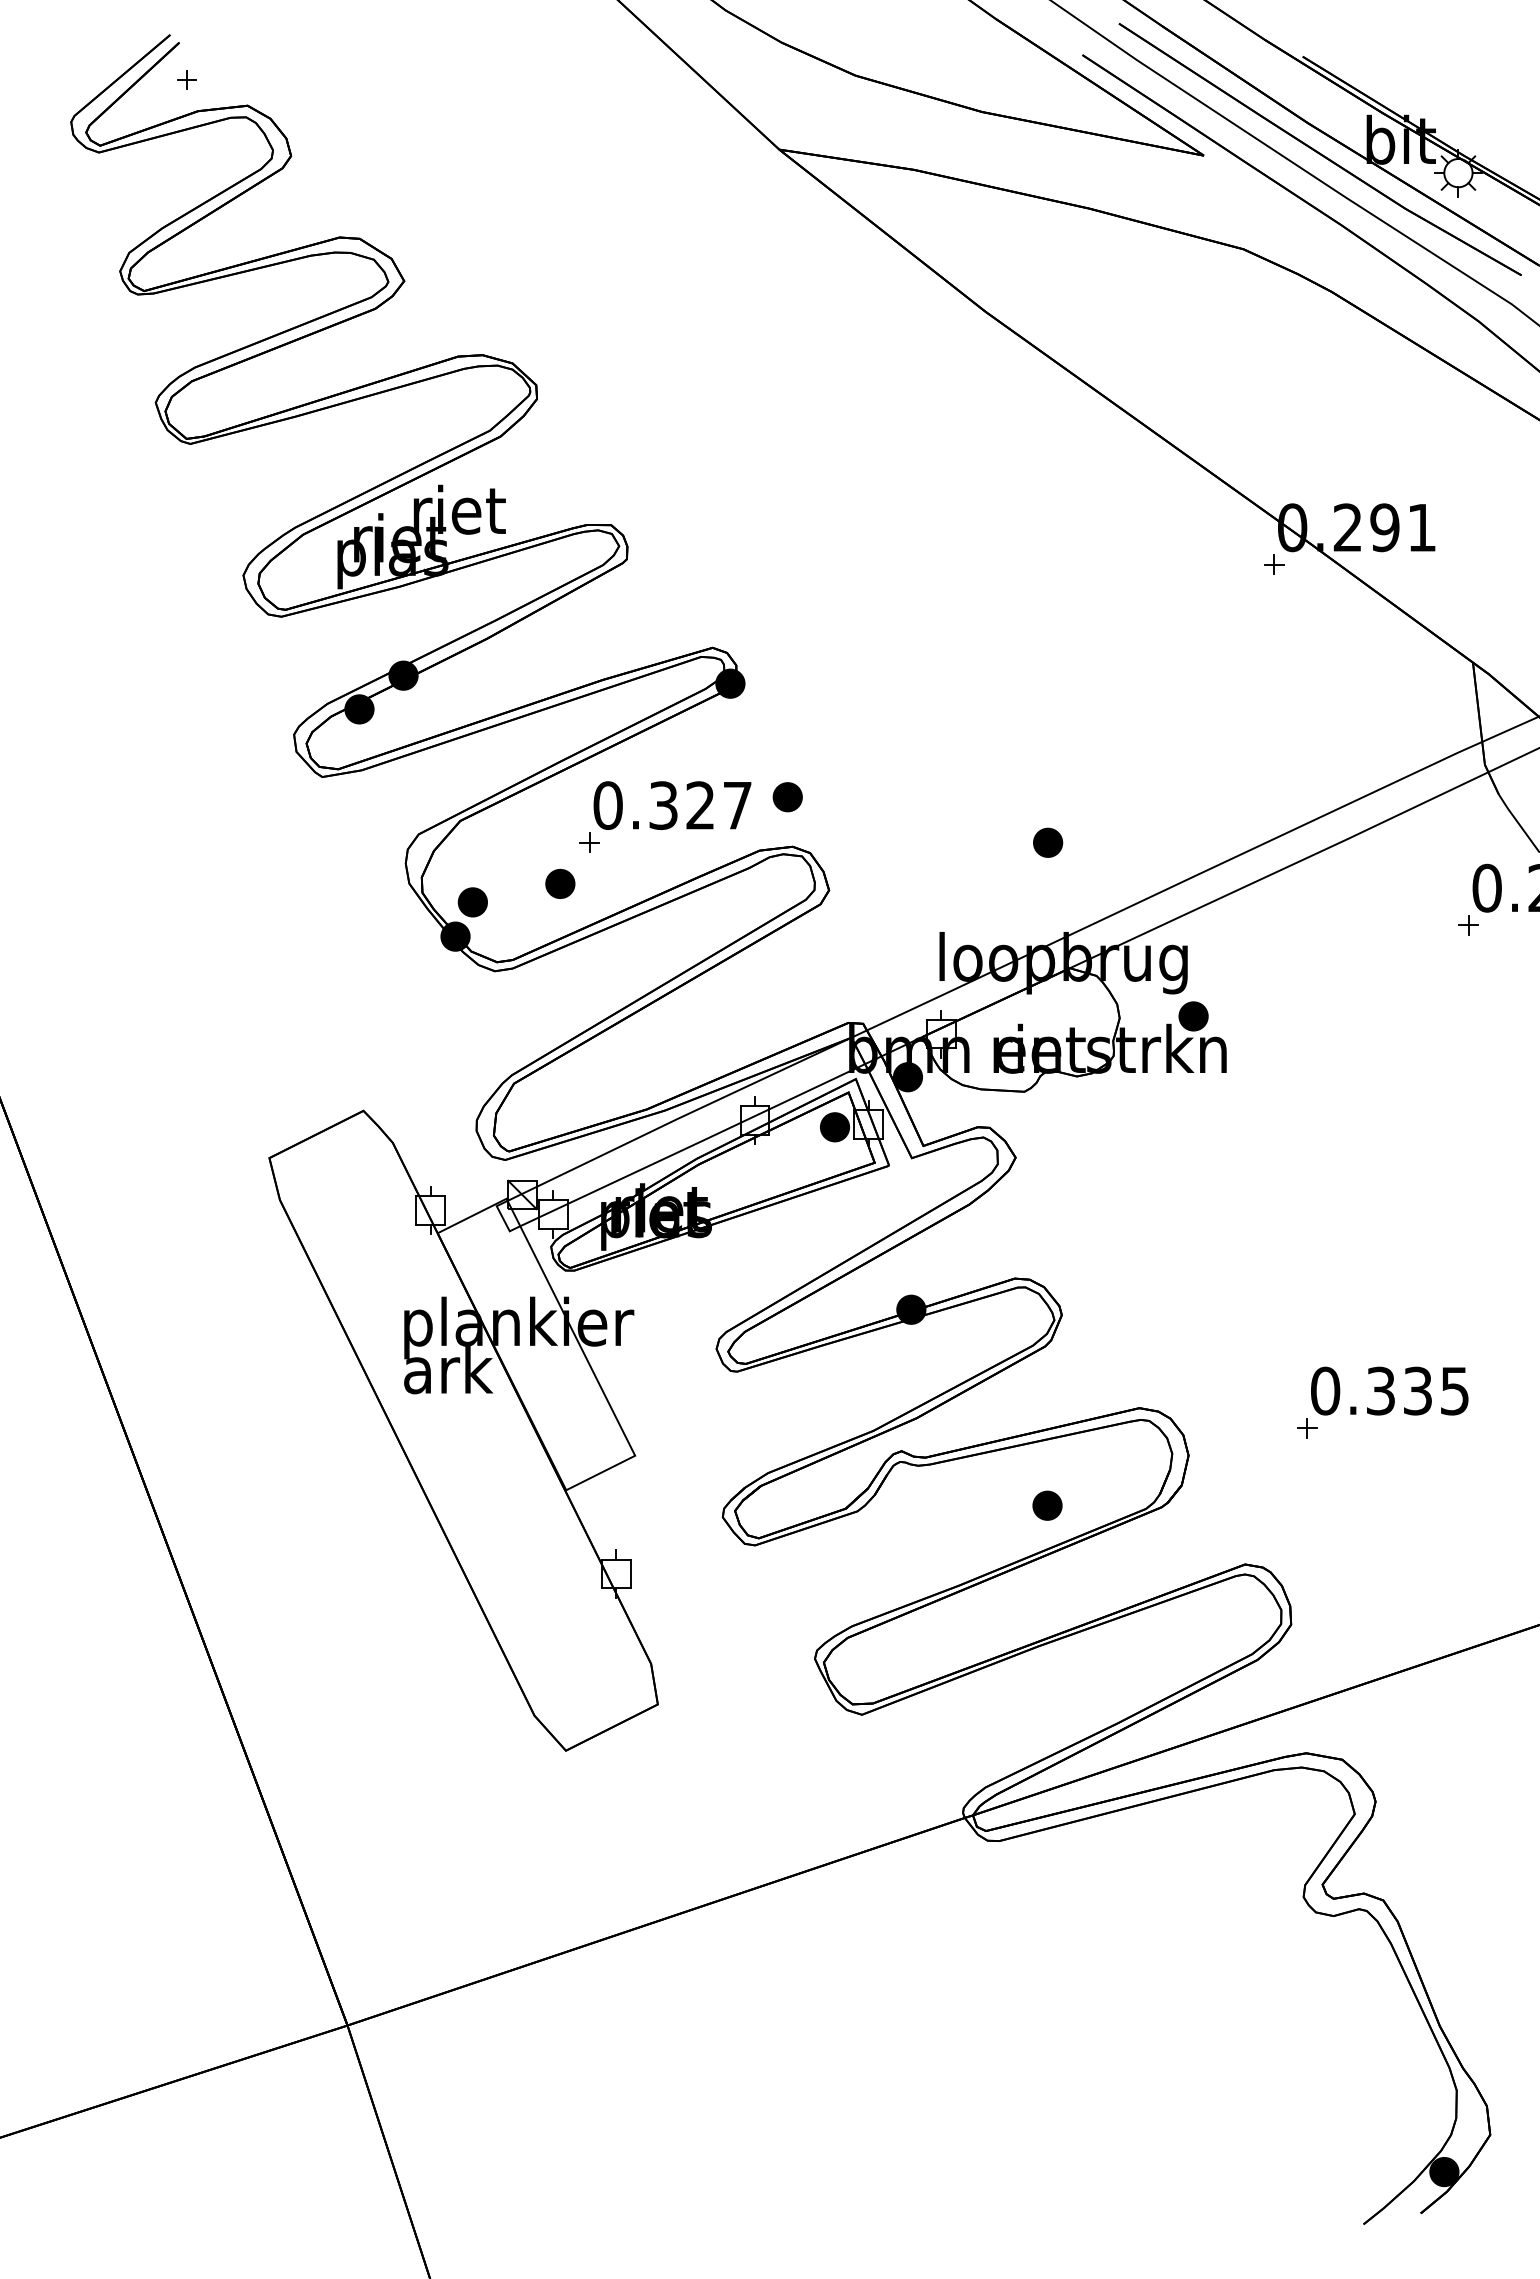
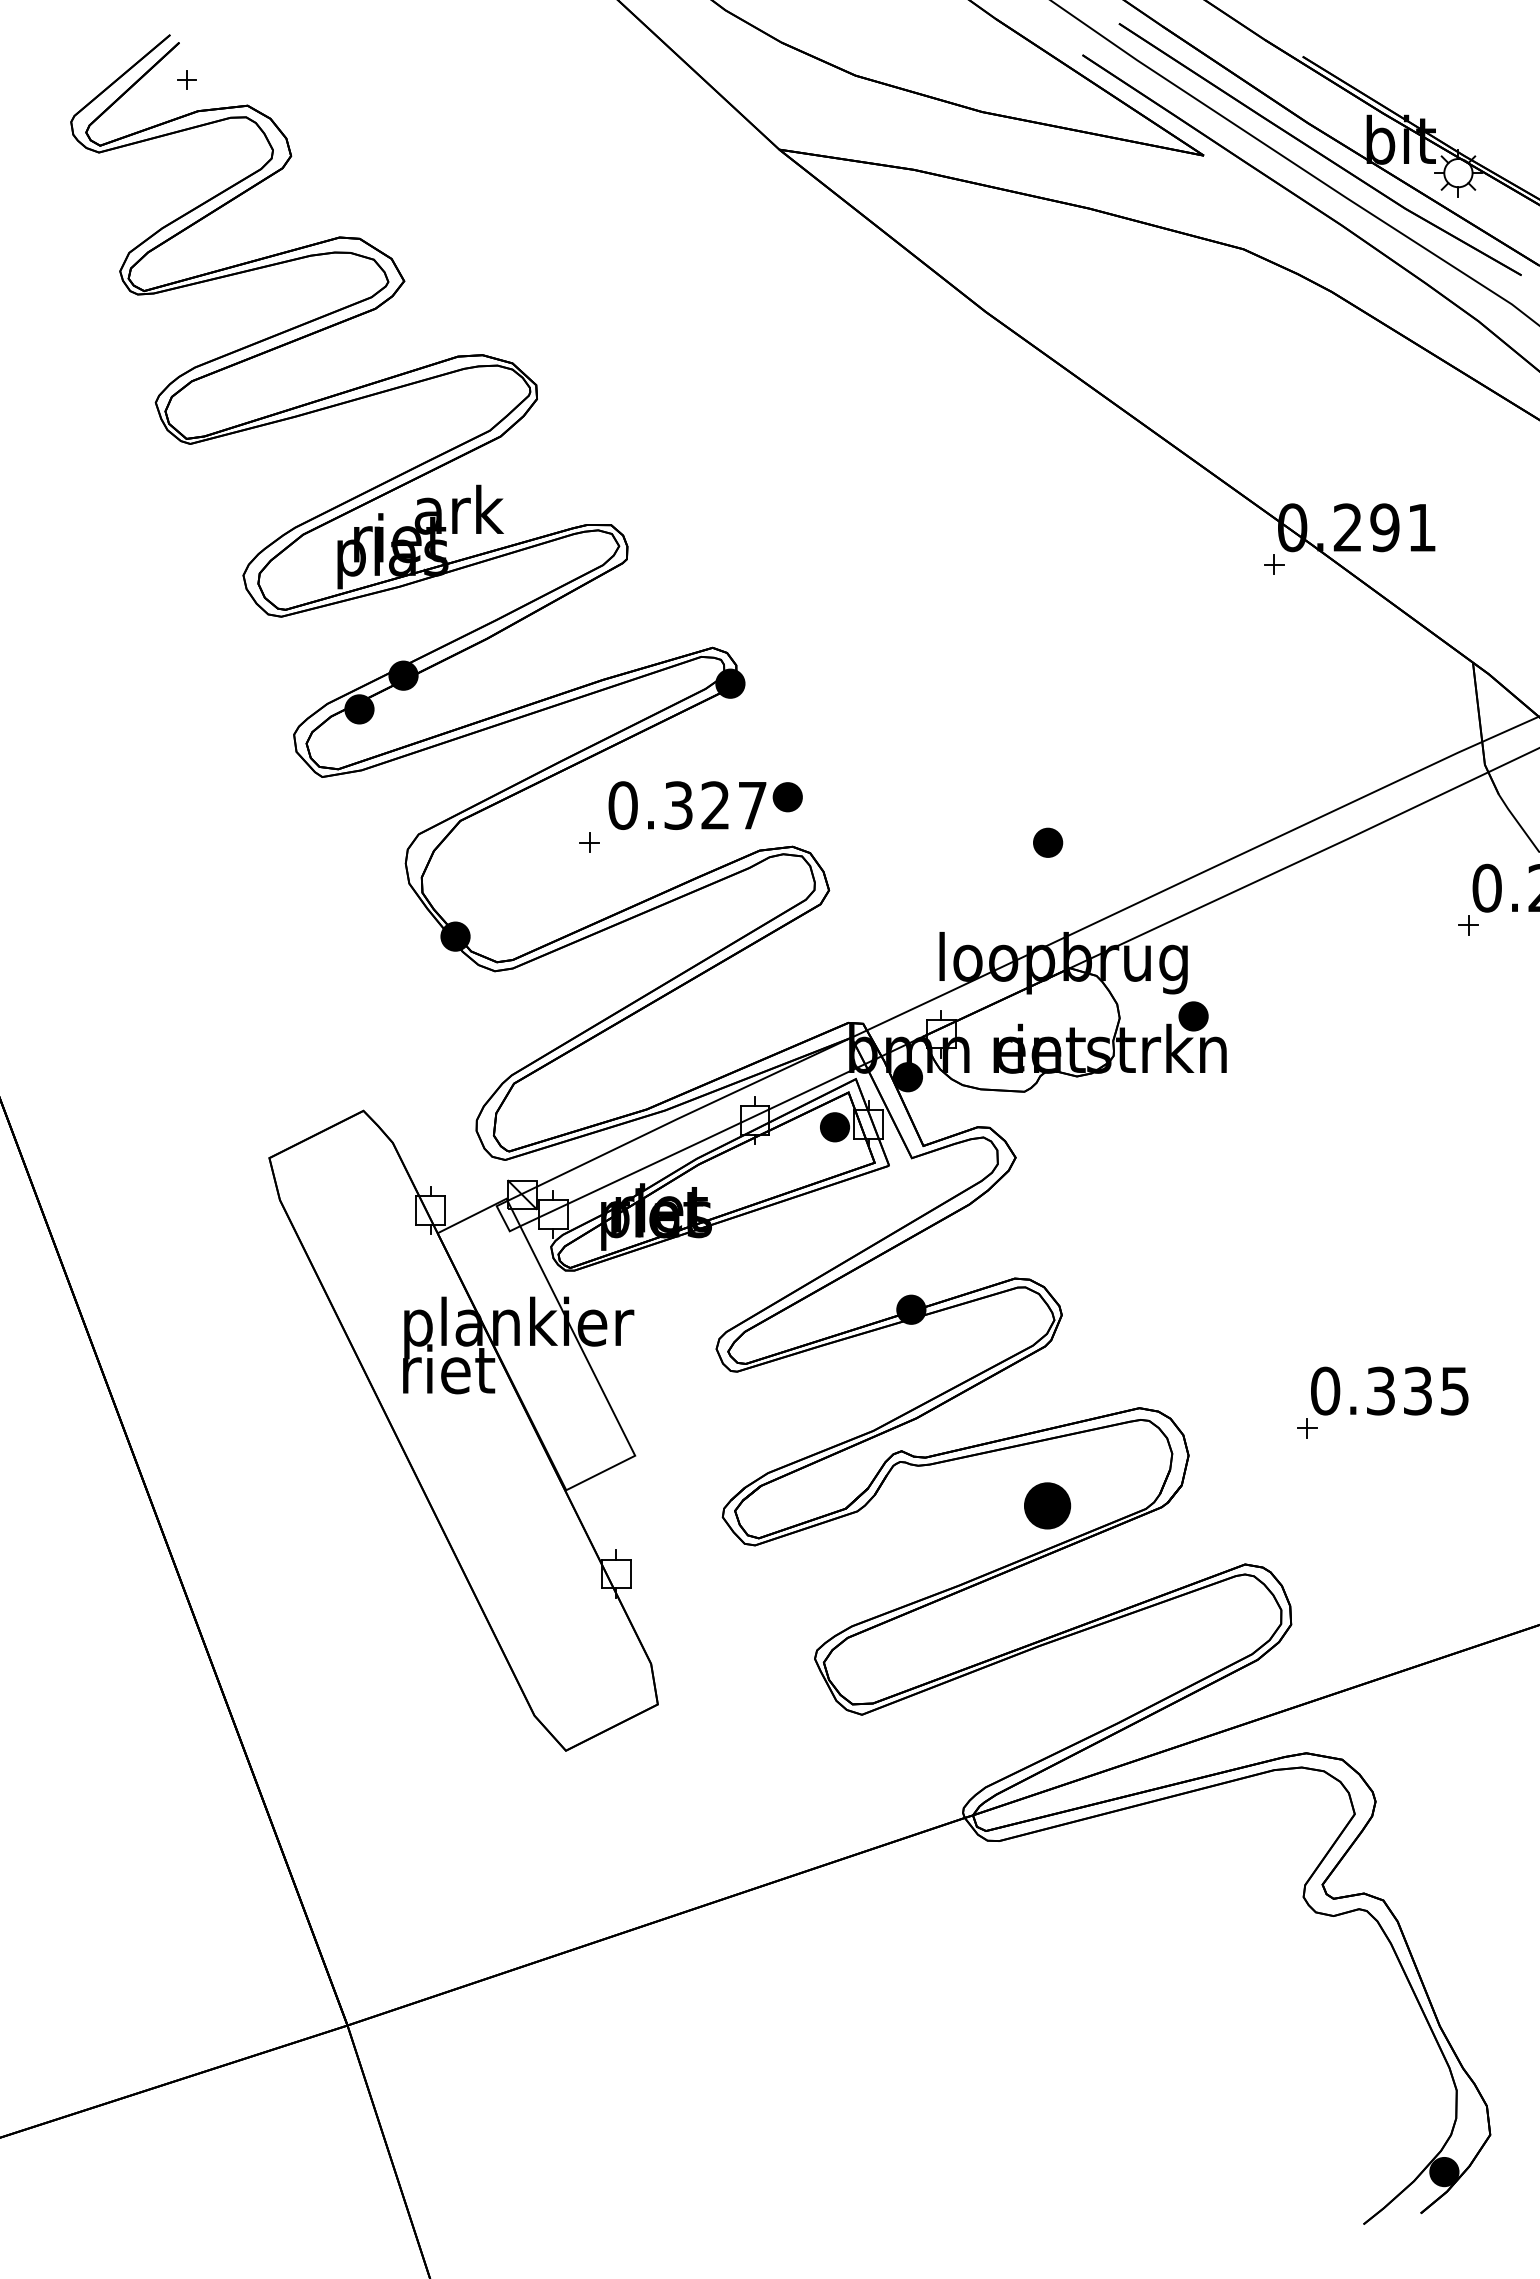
text: riet -> ark (459, 509)
text position: (672, 805) -> (687, 805) (687, 805)
part: present -> none (560, 883)
part: present -> none (472, 902)
text: ark -> riet (449, 1369)
part size: 31x31 px -> 48x48 px (1047, 1505)
